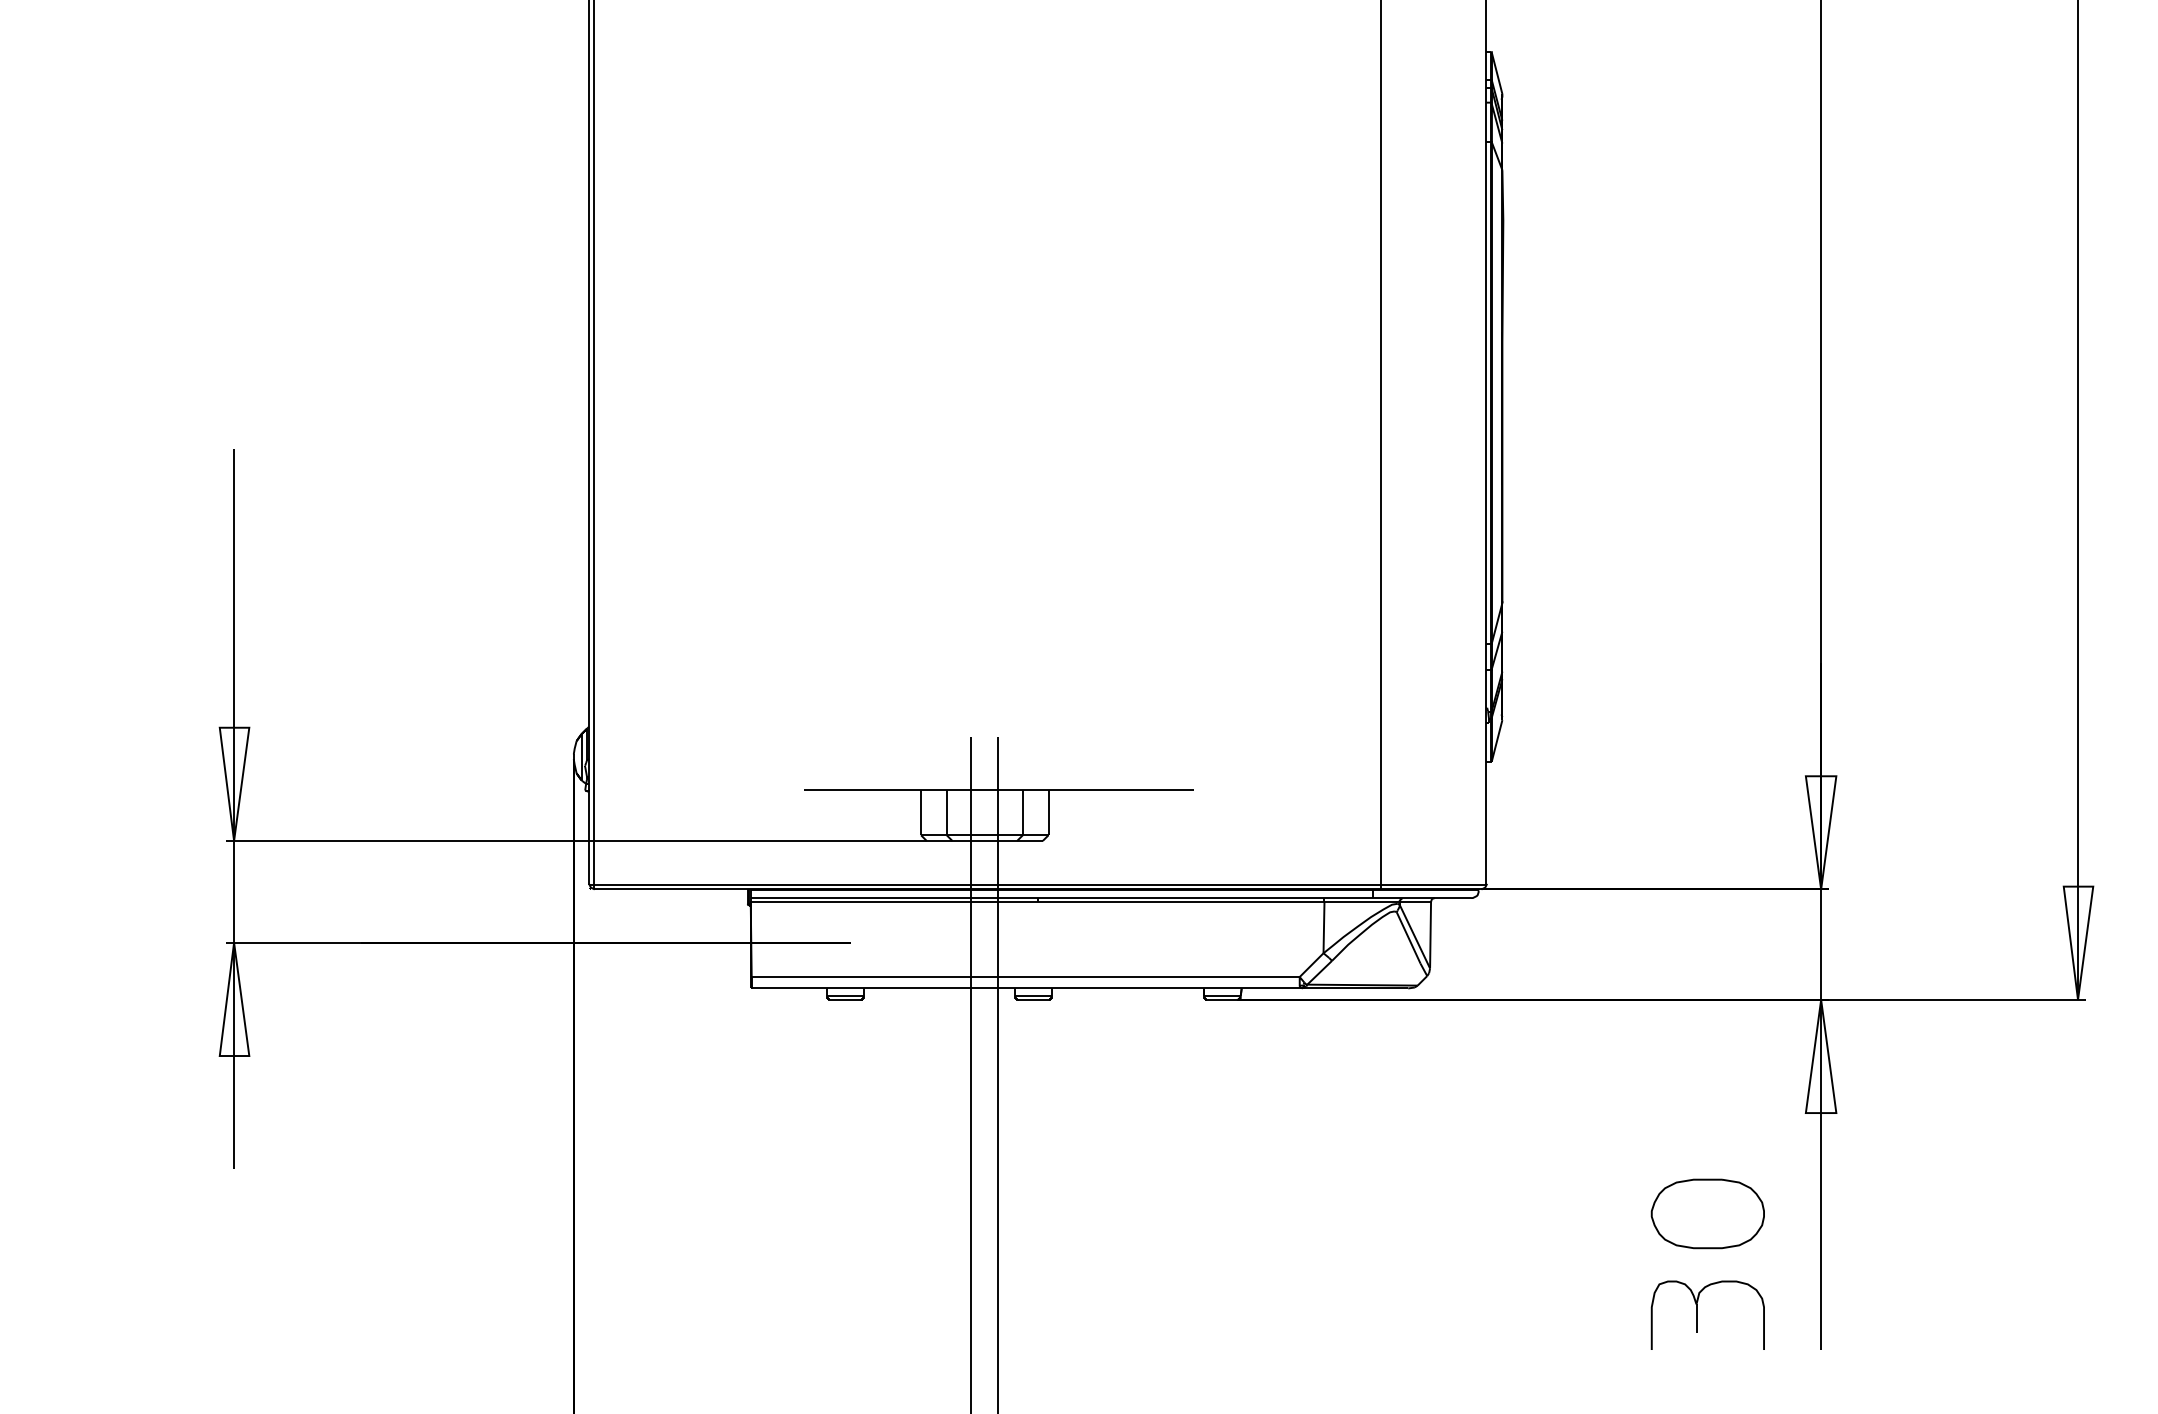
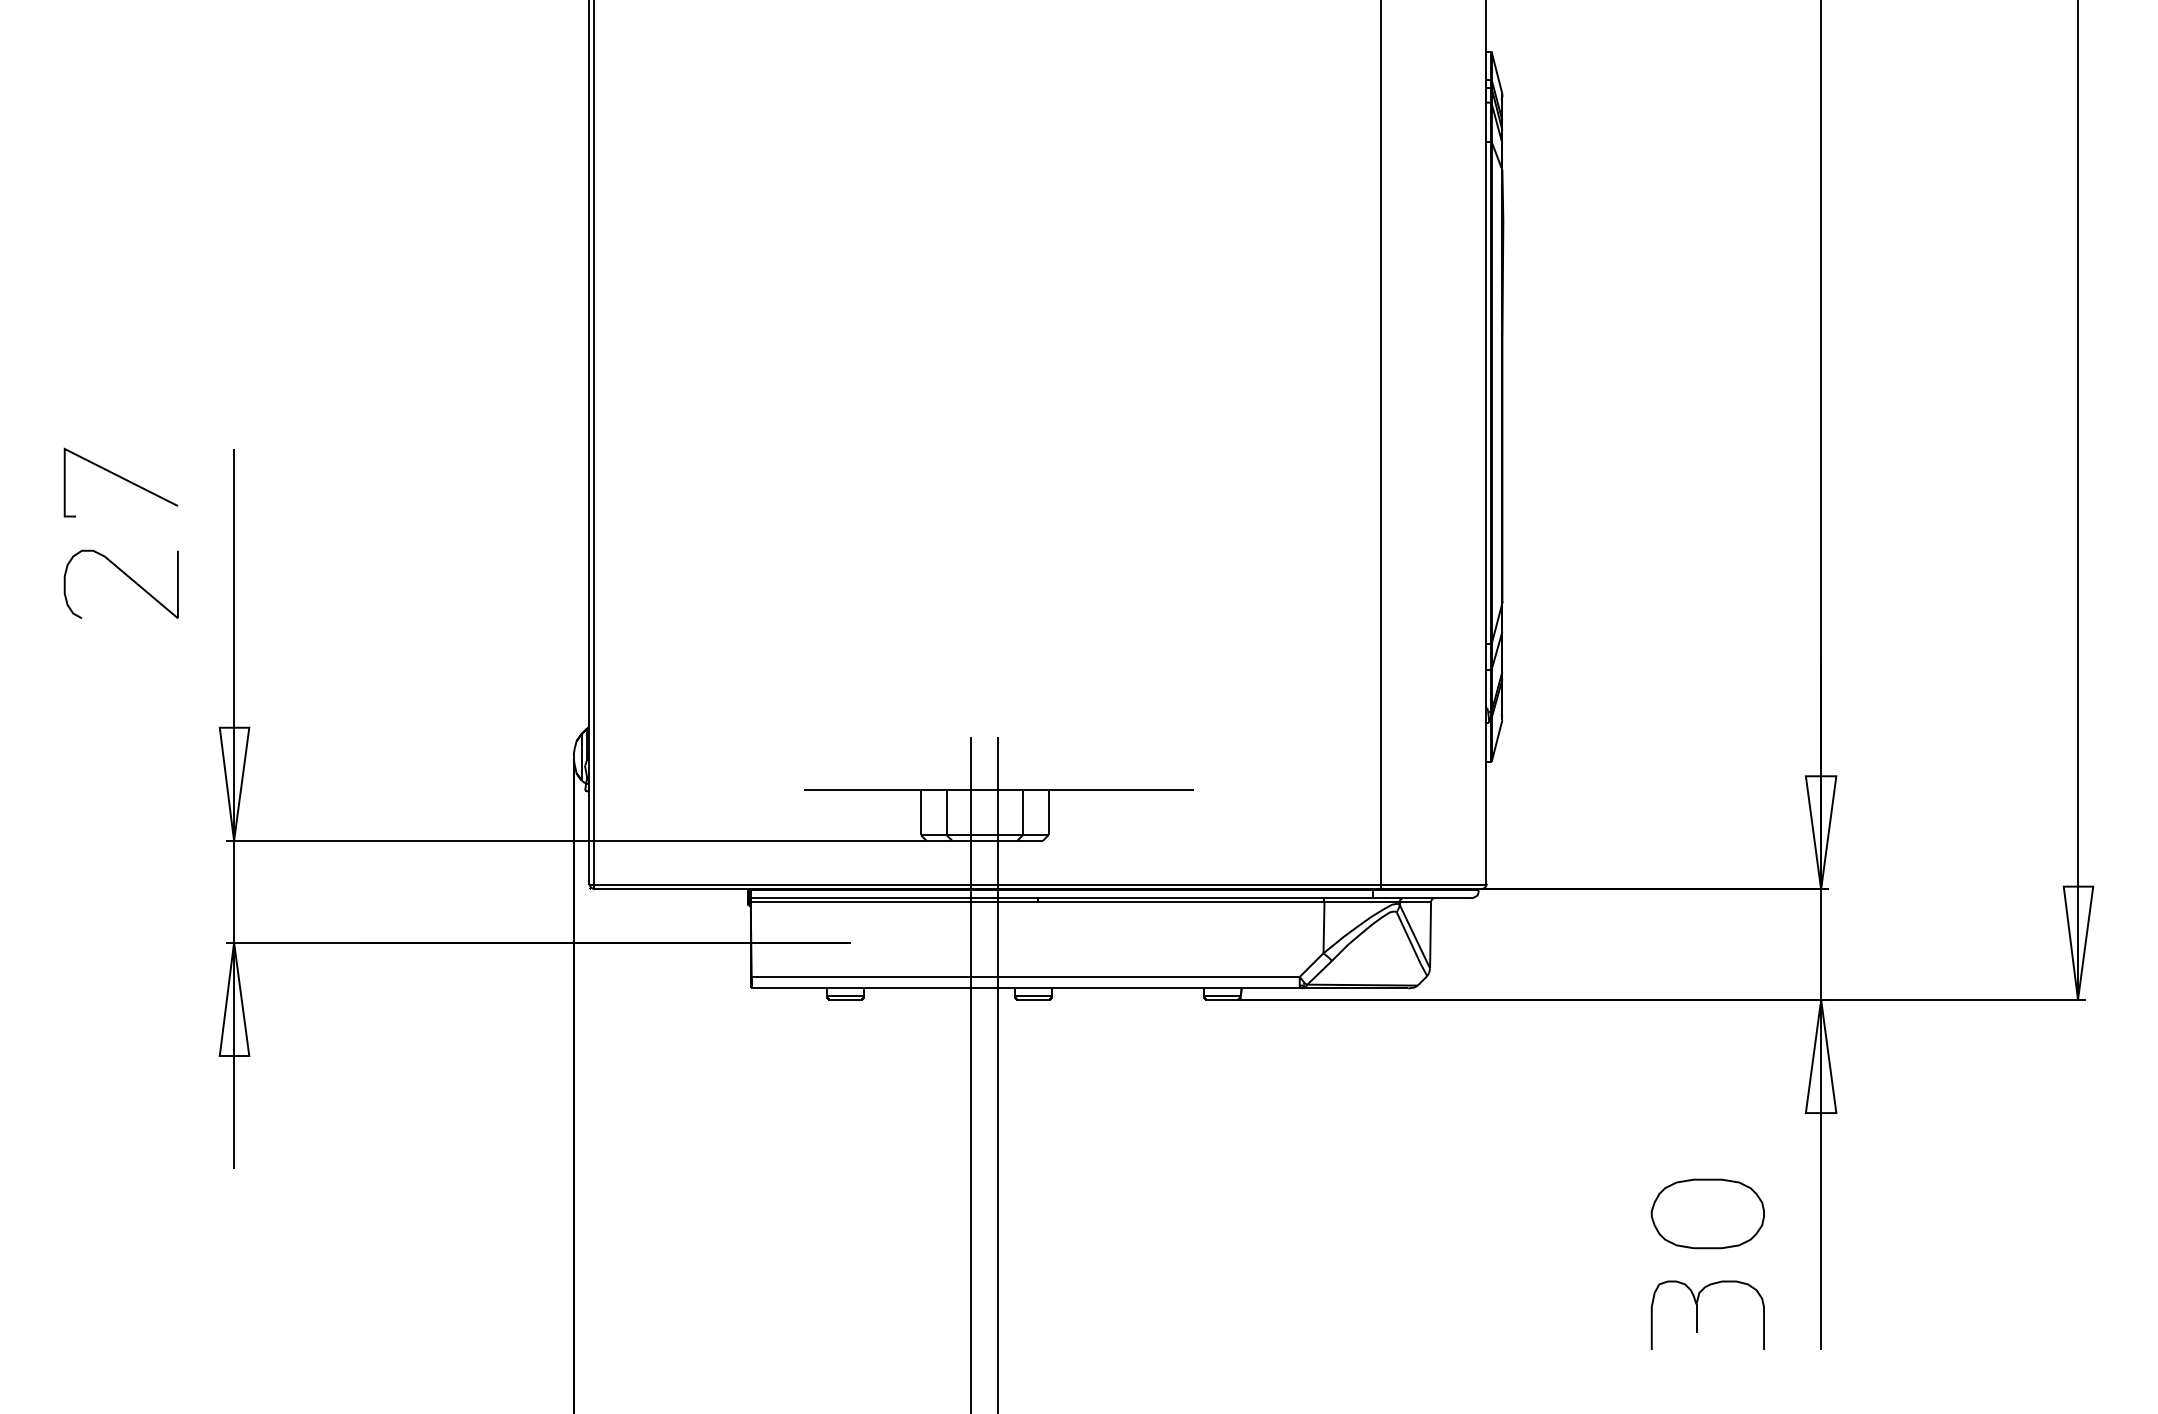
curve: none -> present (122, 479)
curve: none -> present (126, 576)
